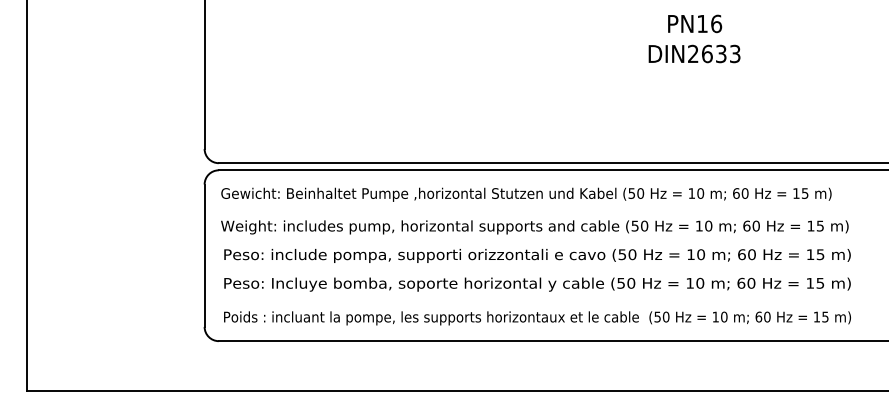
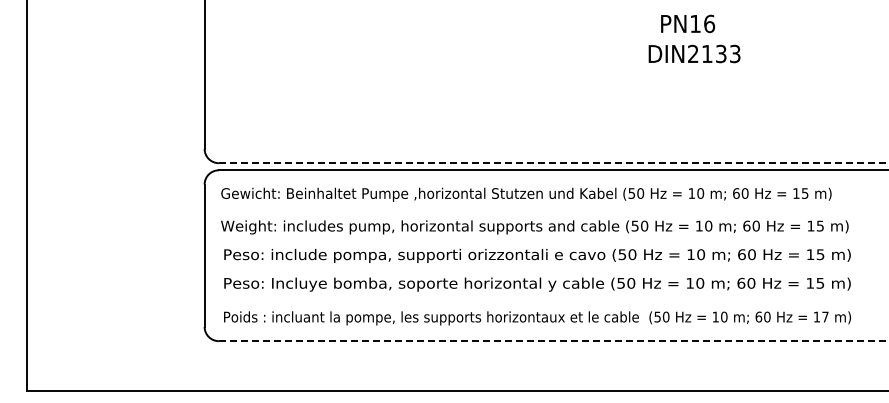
text position: (695, 23) -> (688, 23) (688, 23)
text: DIN2633 -> DIN2133 (707, 53)
line: solid -> dashed (553, 163)
text: 15 -> 17 (825, 316)
line: solid -> dashed (553, 341)
